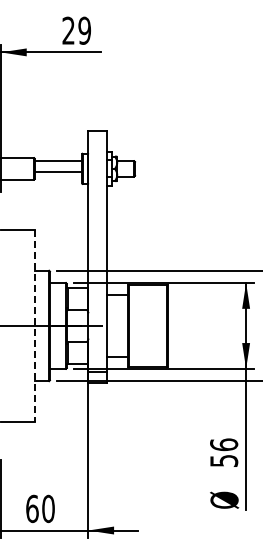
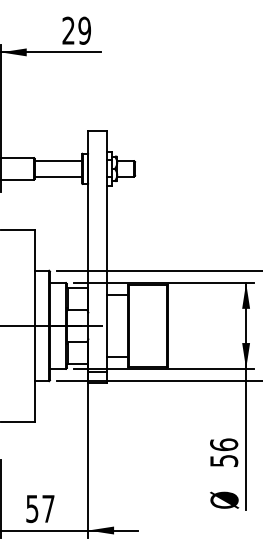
line position: (58, 171) -> (58, 176) (58, 176)
line: dashed -> solid (34, 326)
text: 60 -> 57 (40, 508)
